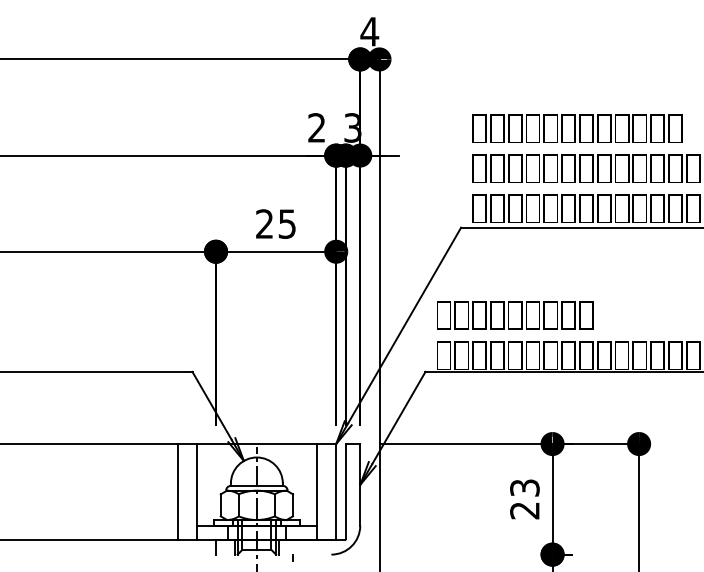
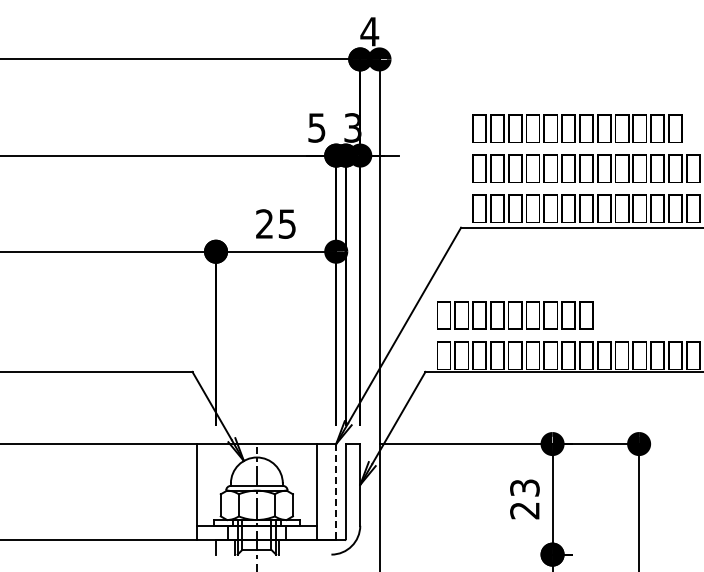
text: 2 -> 5 (316, 127)
line: present -> none (177, 492)
line: solid -> dashed (336, 492)
line: present -> none (292, 557)
